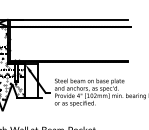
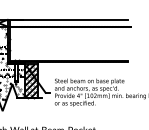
hatch: none -> present (31, 80)
